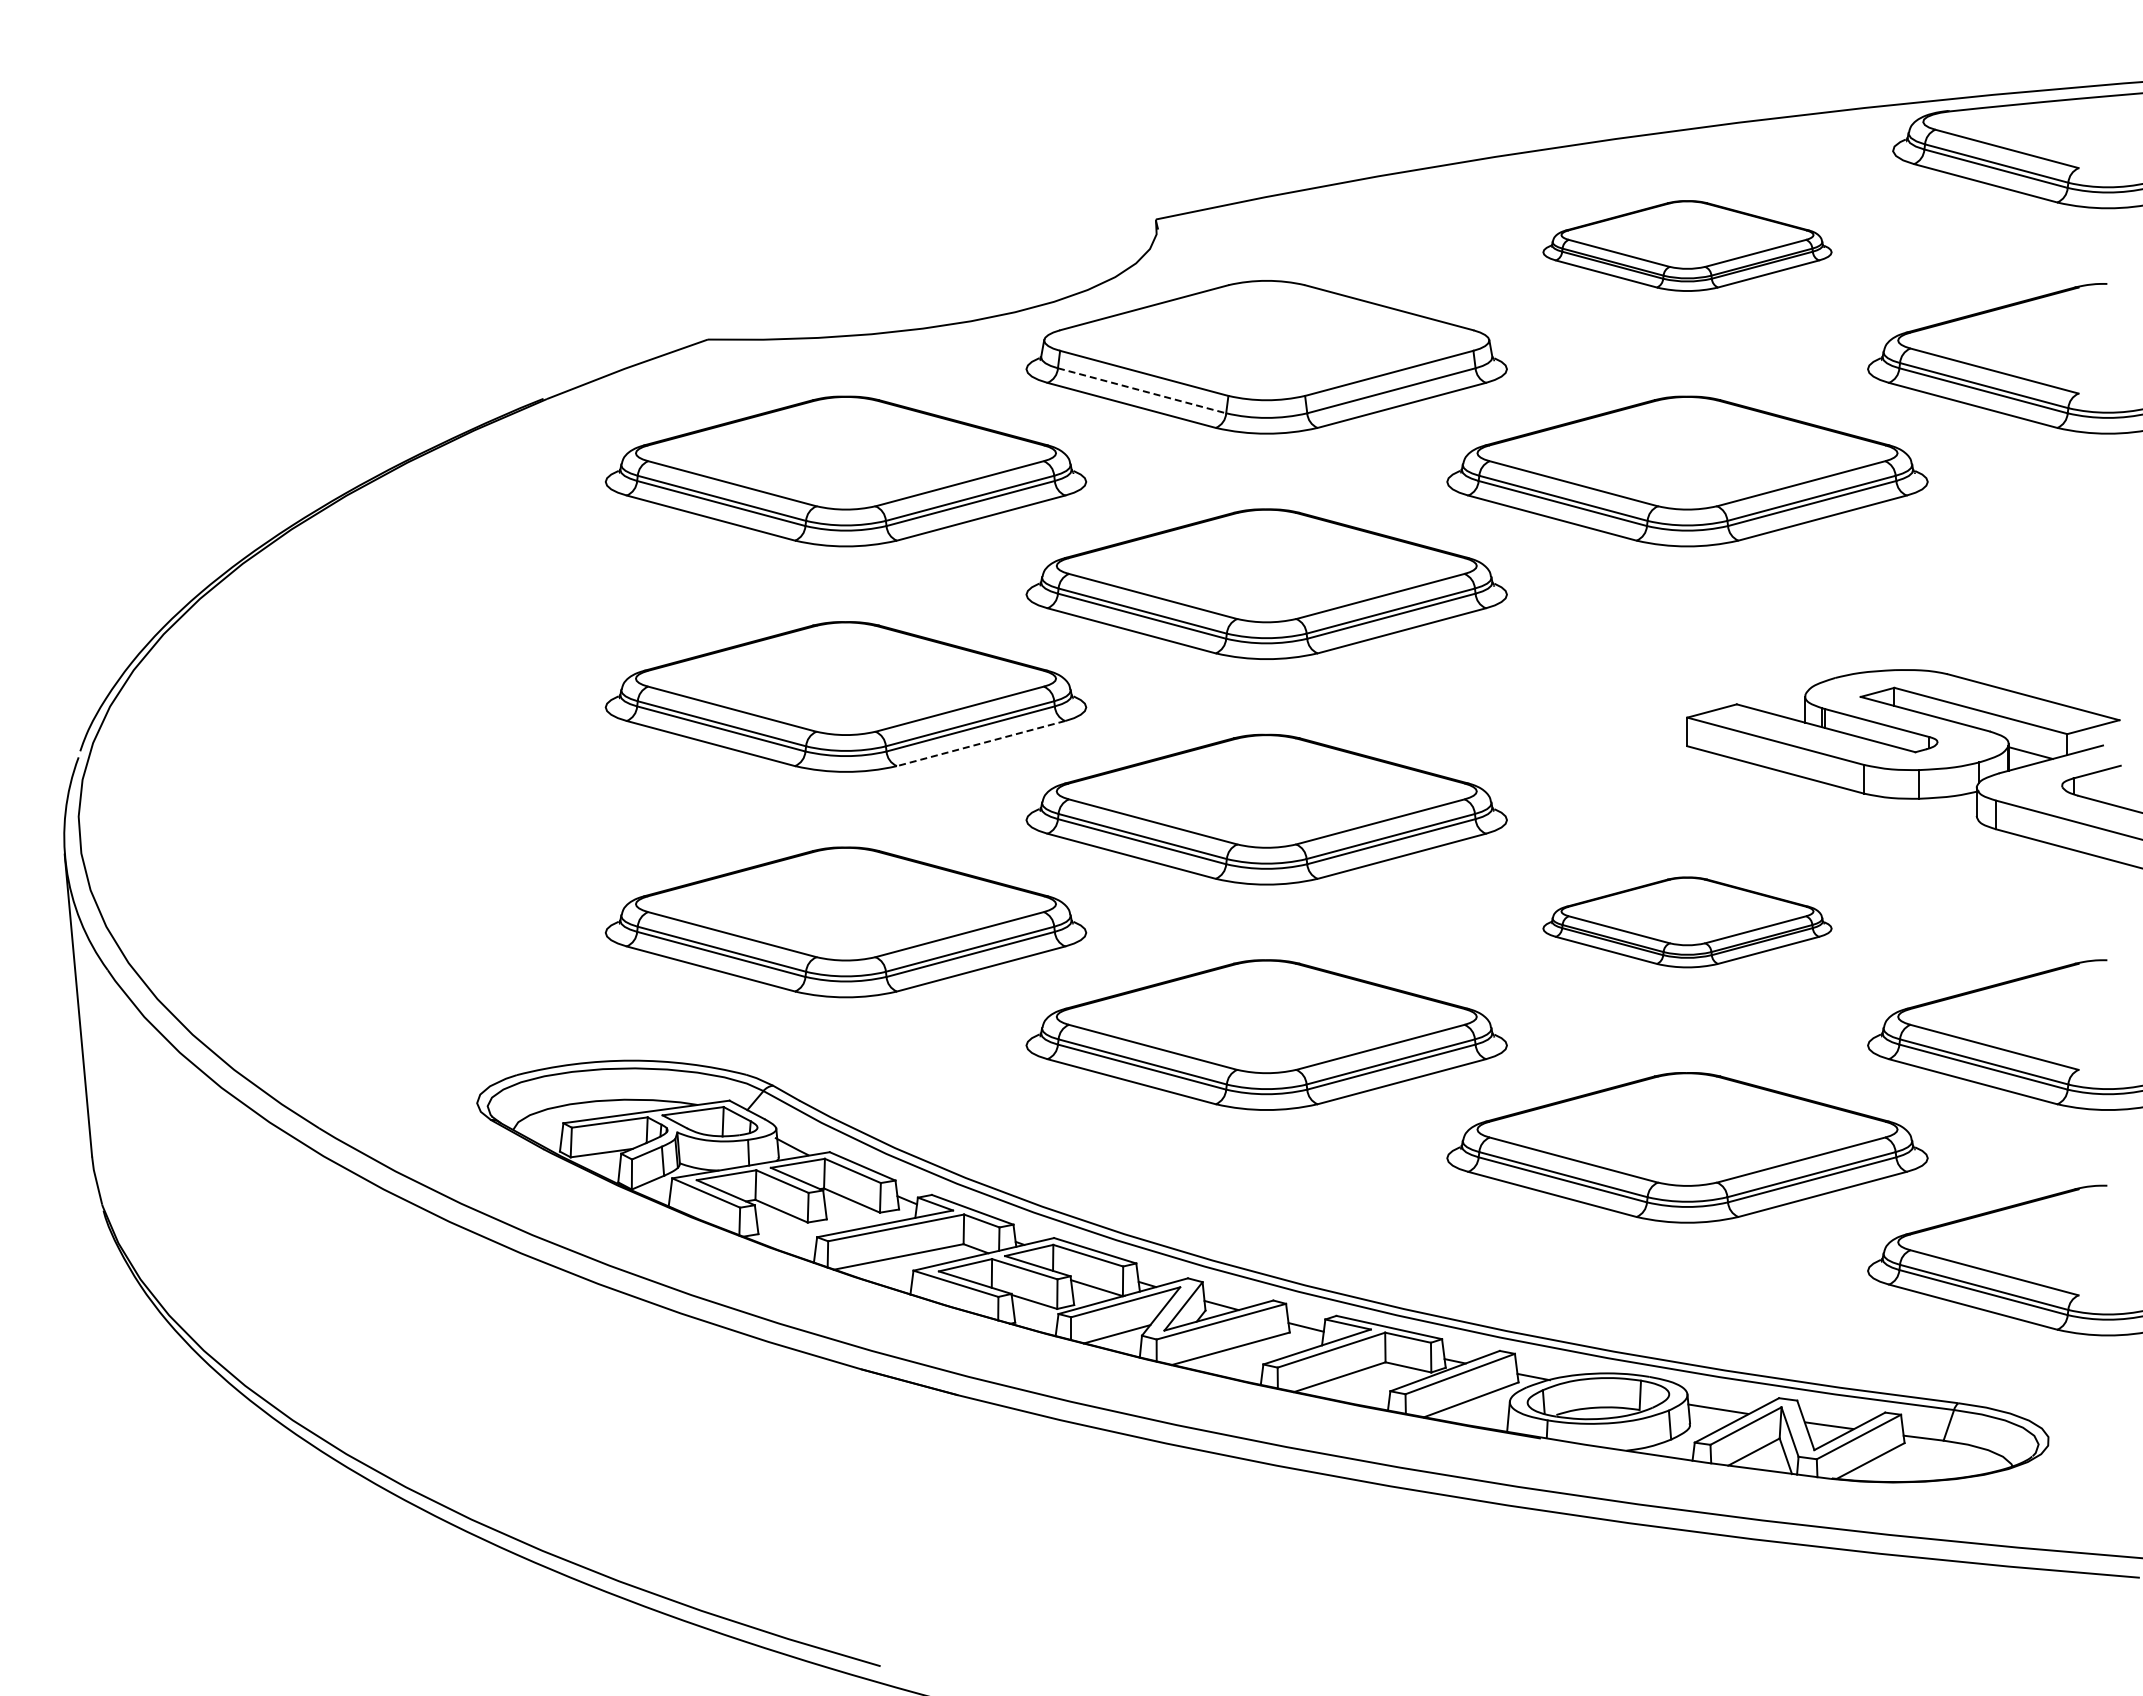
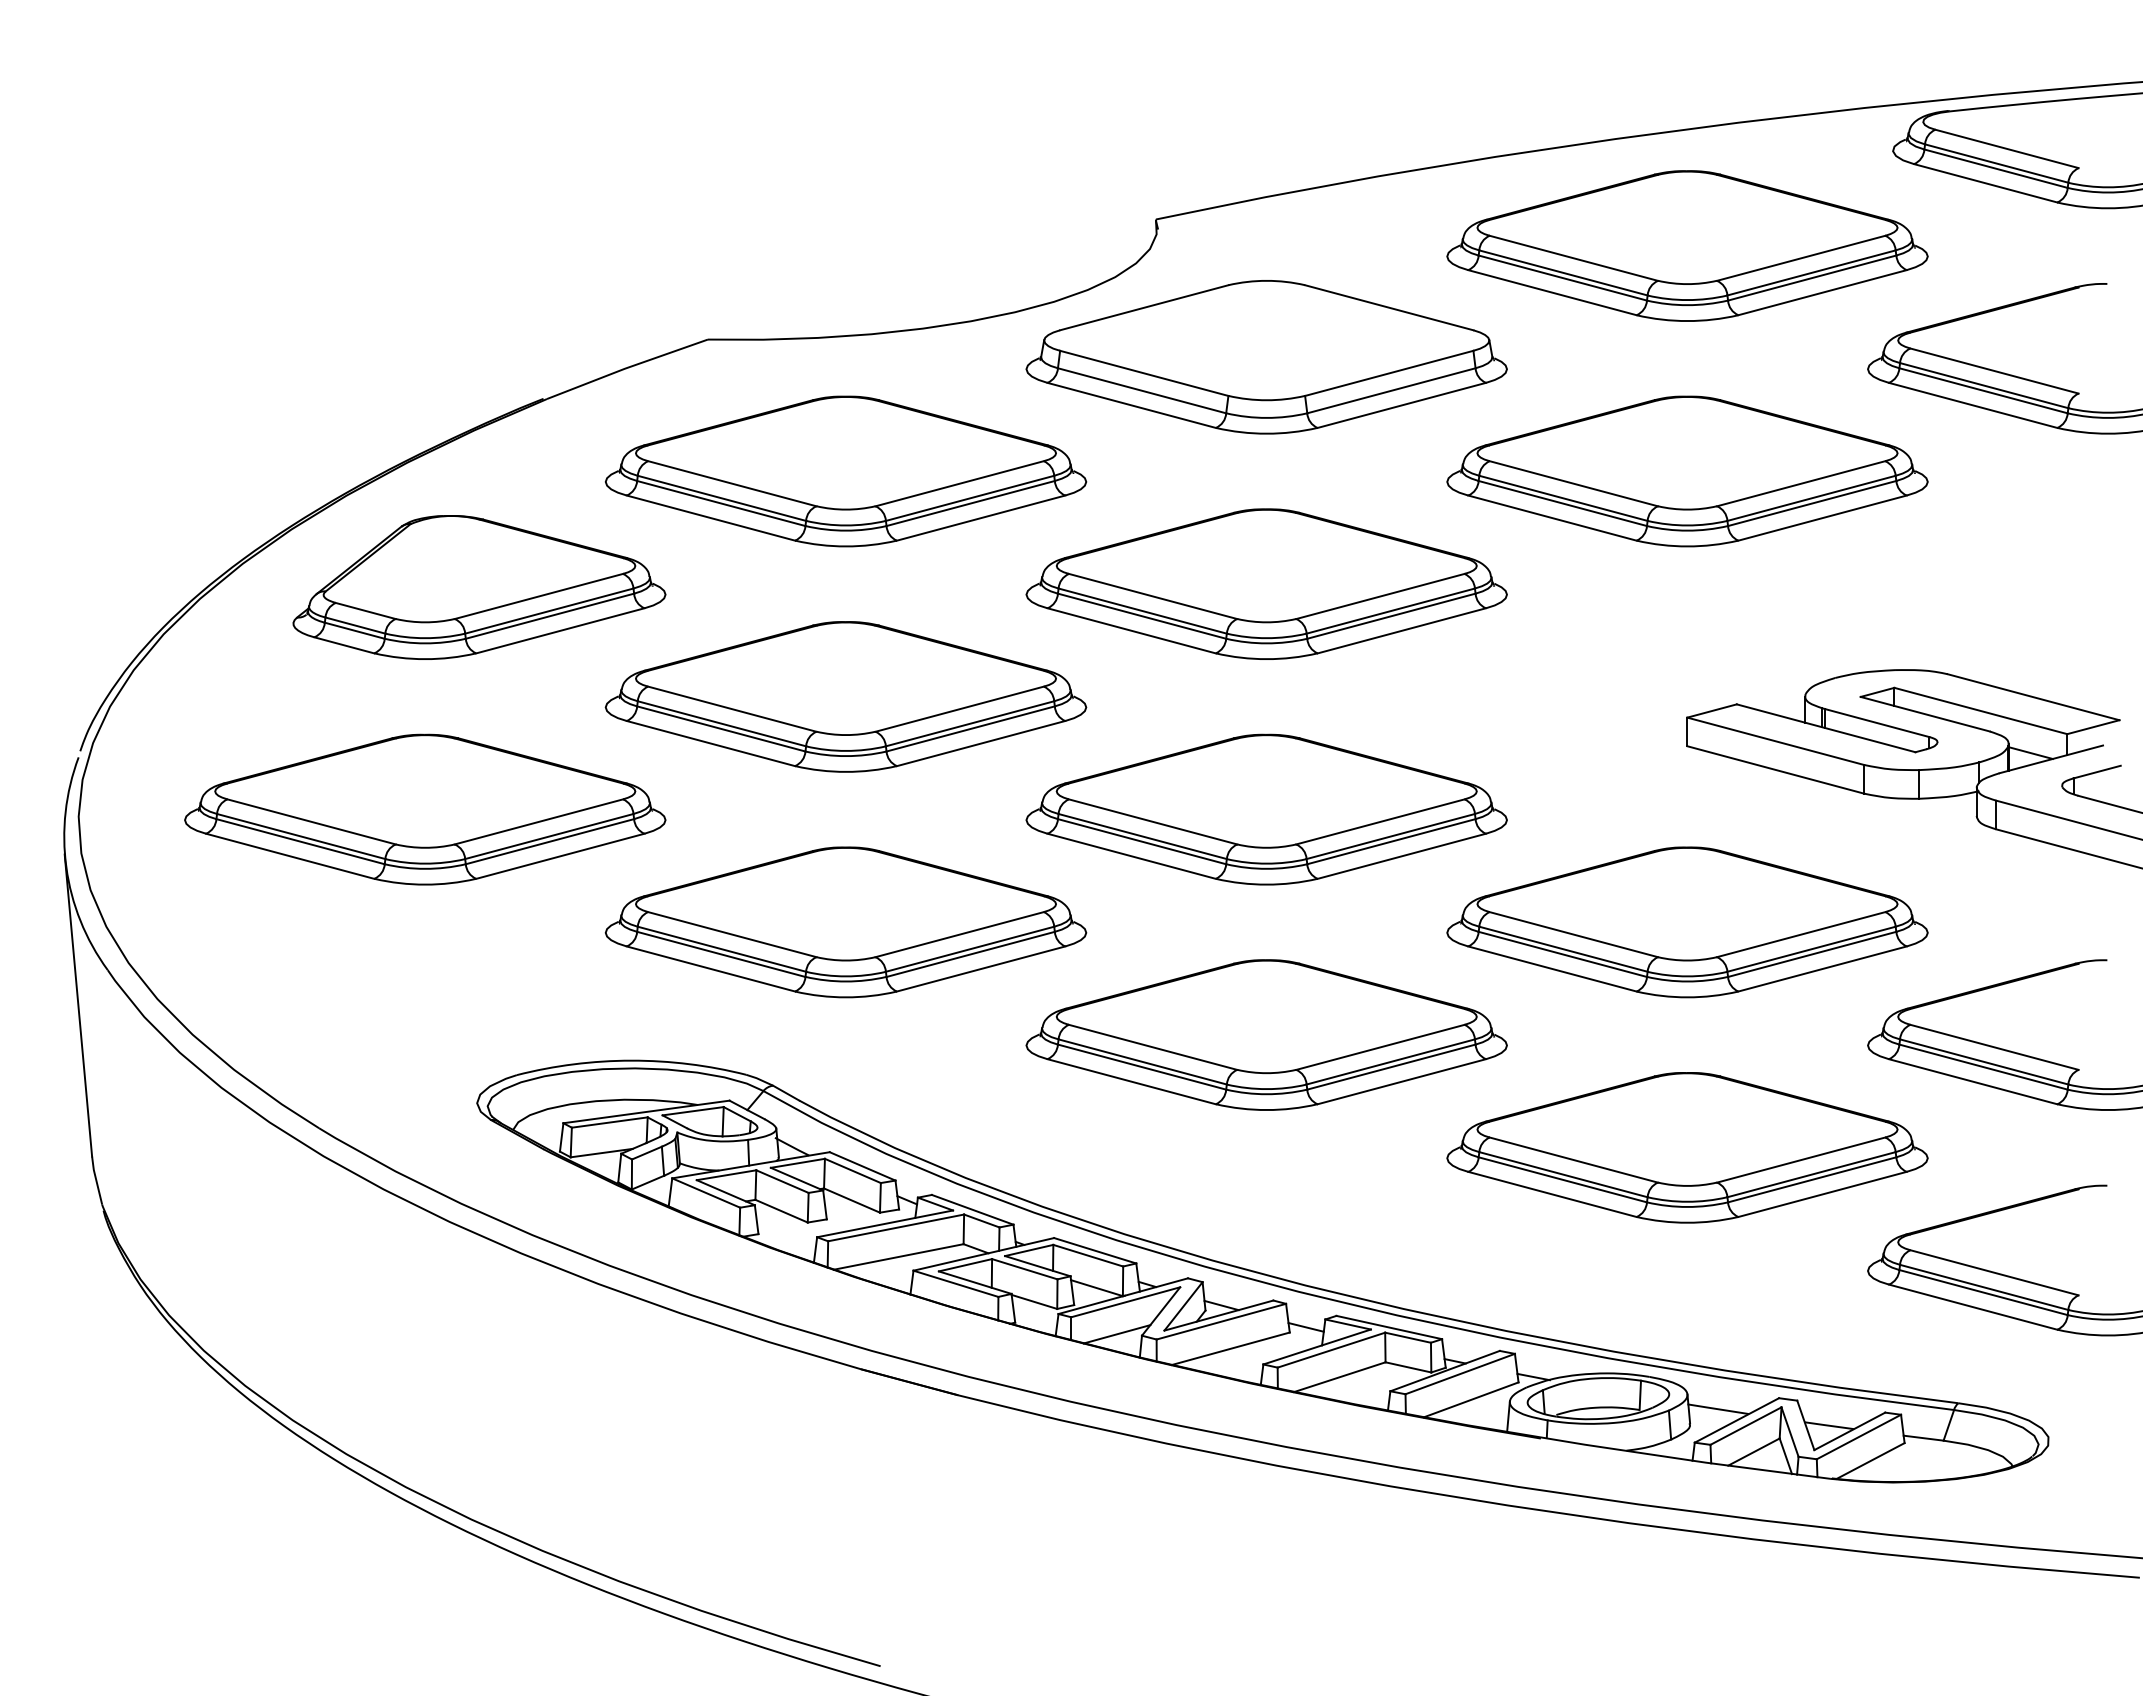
part size: 291x92 px -> 483x152 px (1687, 245)
line: dashed -> solid (1142, 390)
part: none -> present (479, 587)
line: dashed -> solid (980, 743)
part: none -> present (425, 809)
part size: 291x93 px -> 483x153 px (1687, 922)
